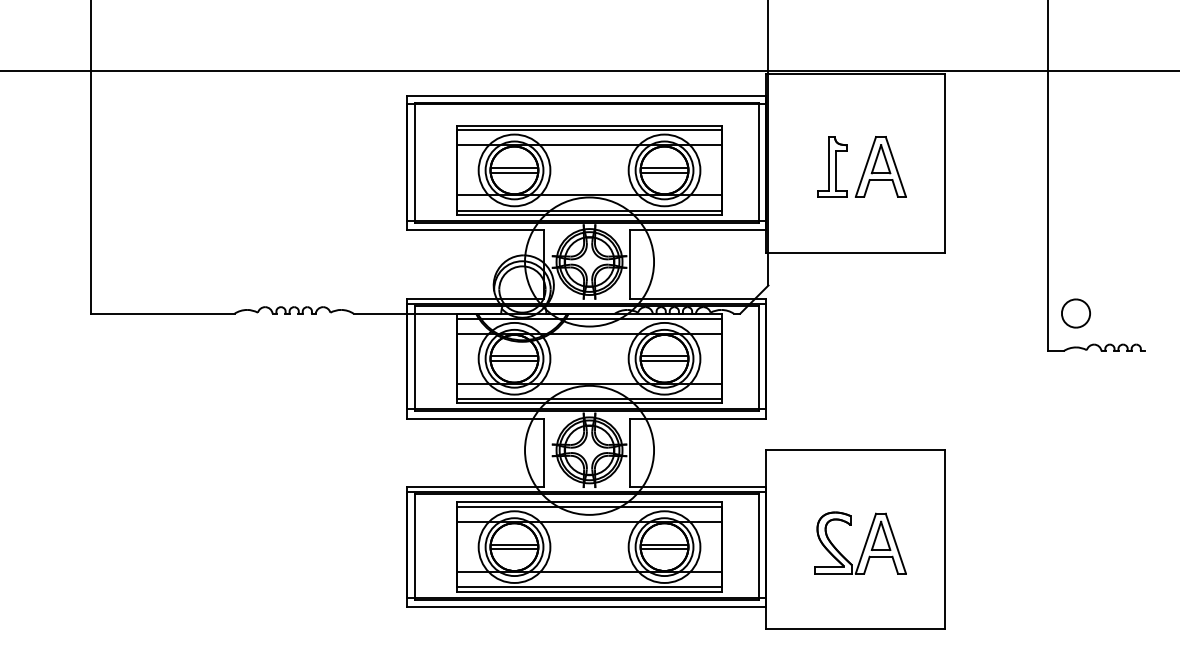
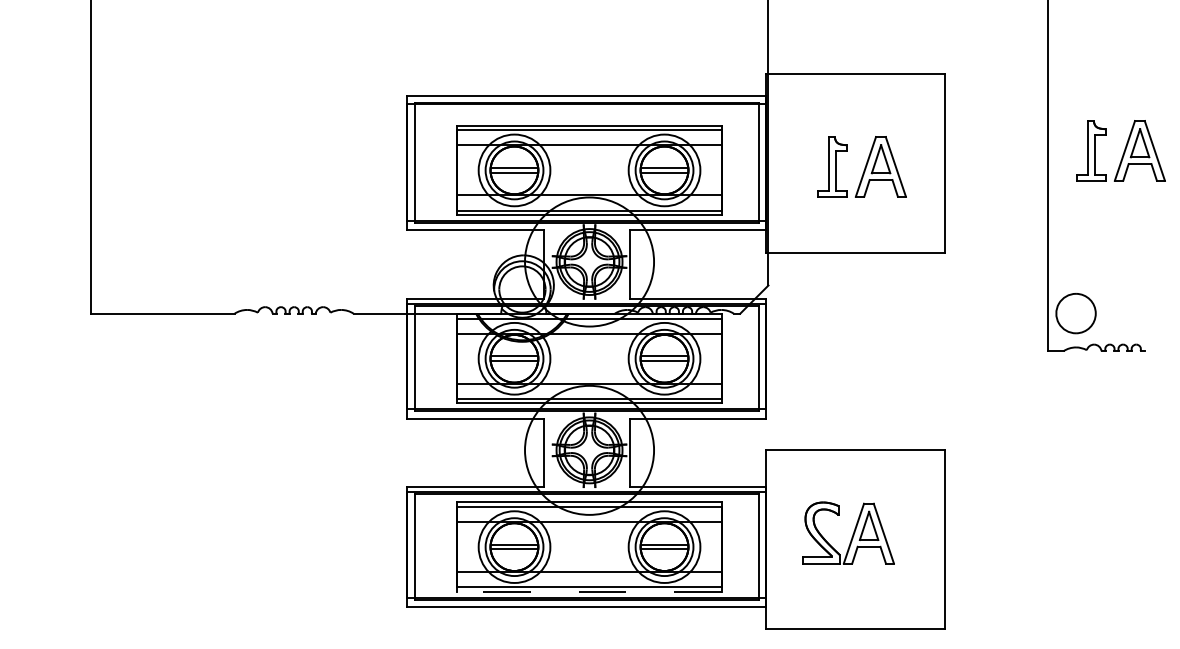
line: present -> none (589, 70)
part: none -> present (1120, 150)
part size: 30x31 px -> 42x42 px (1075, 313)
part position: (860, 542) -> (848, 532) (848, 532)
line: solid -> dashed (588, 591)
